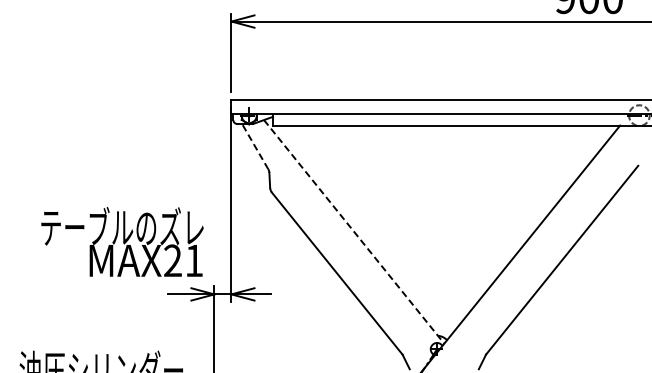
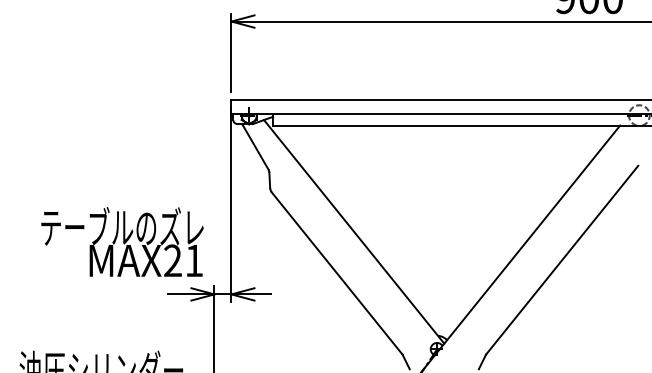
line: dashed -> solid (254, 146)
line: dashed -> solid (354, 231)
